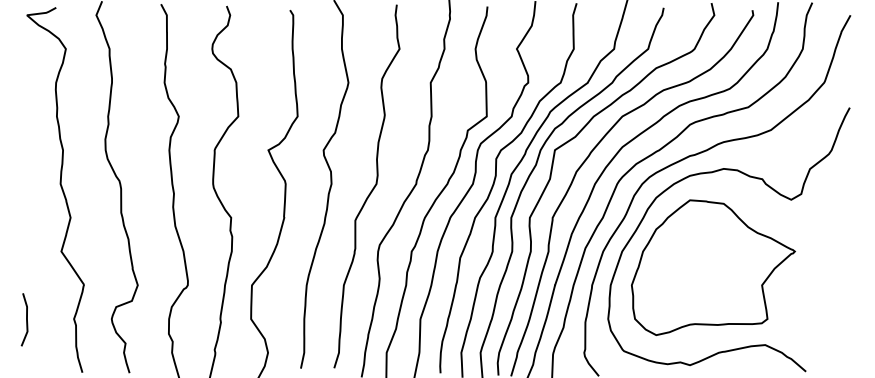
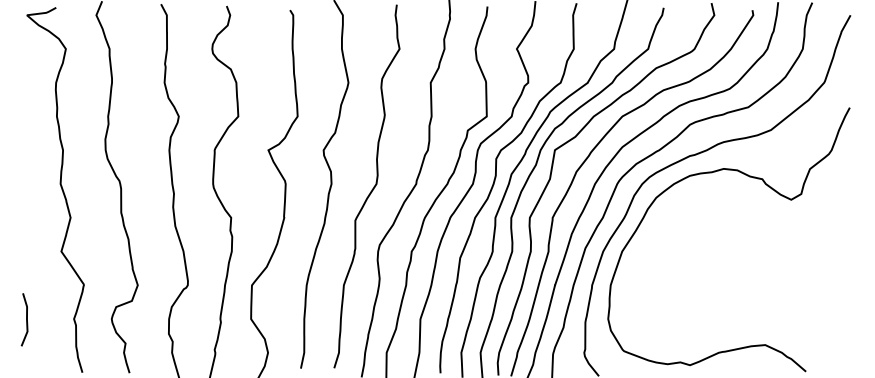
part: present -> none (713, 267)
